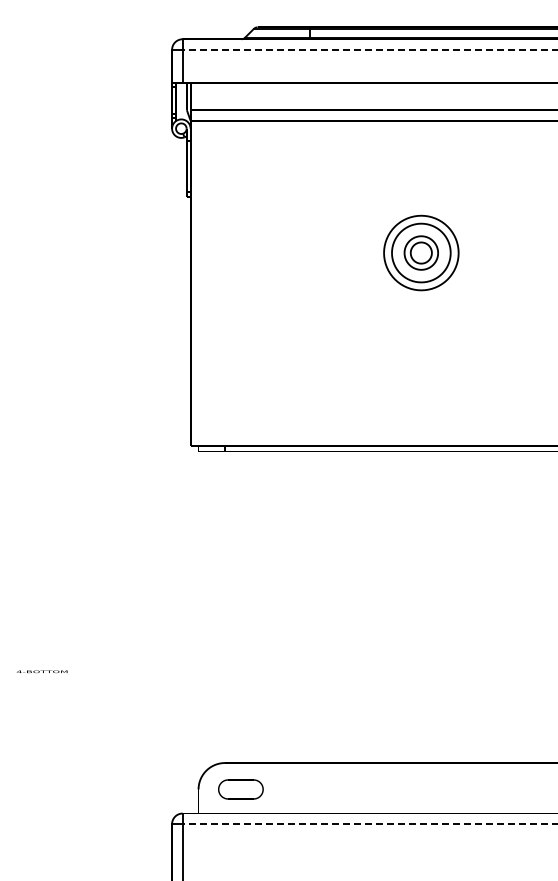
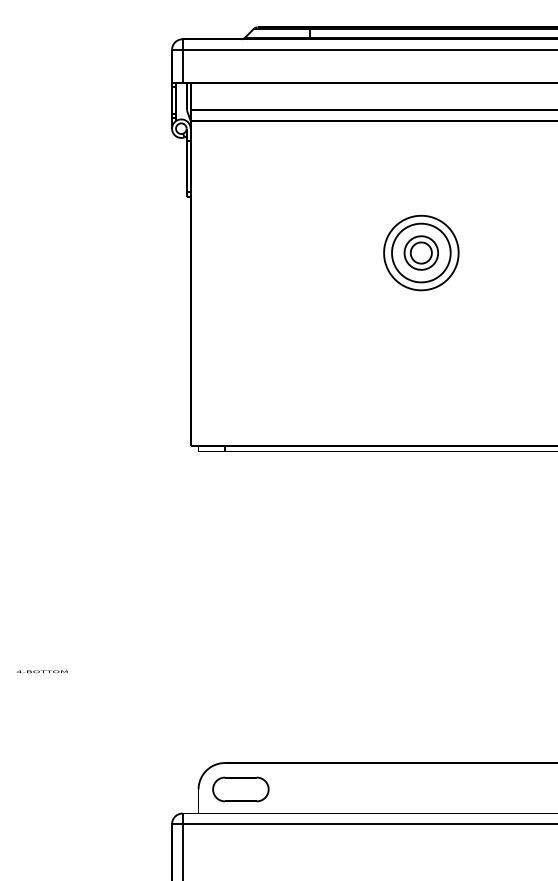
line: dashed -> solid (369, 49)
part size: 46x21 px -> 58x27 px (240, 789)
line: dashed -> solid (369, 824)
